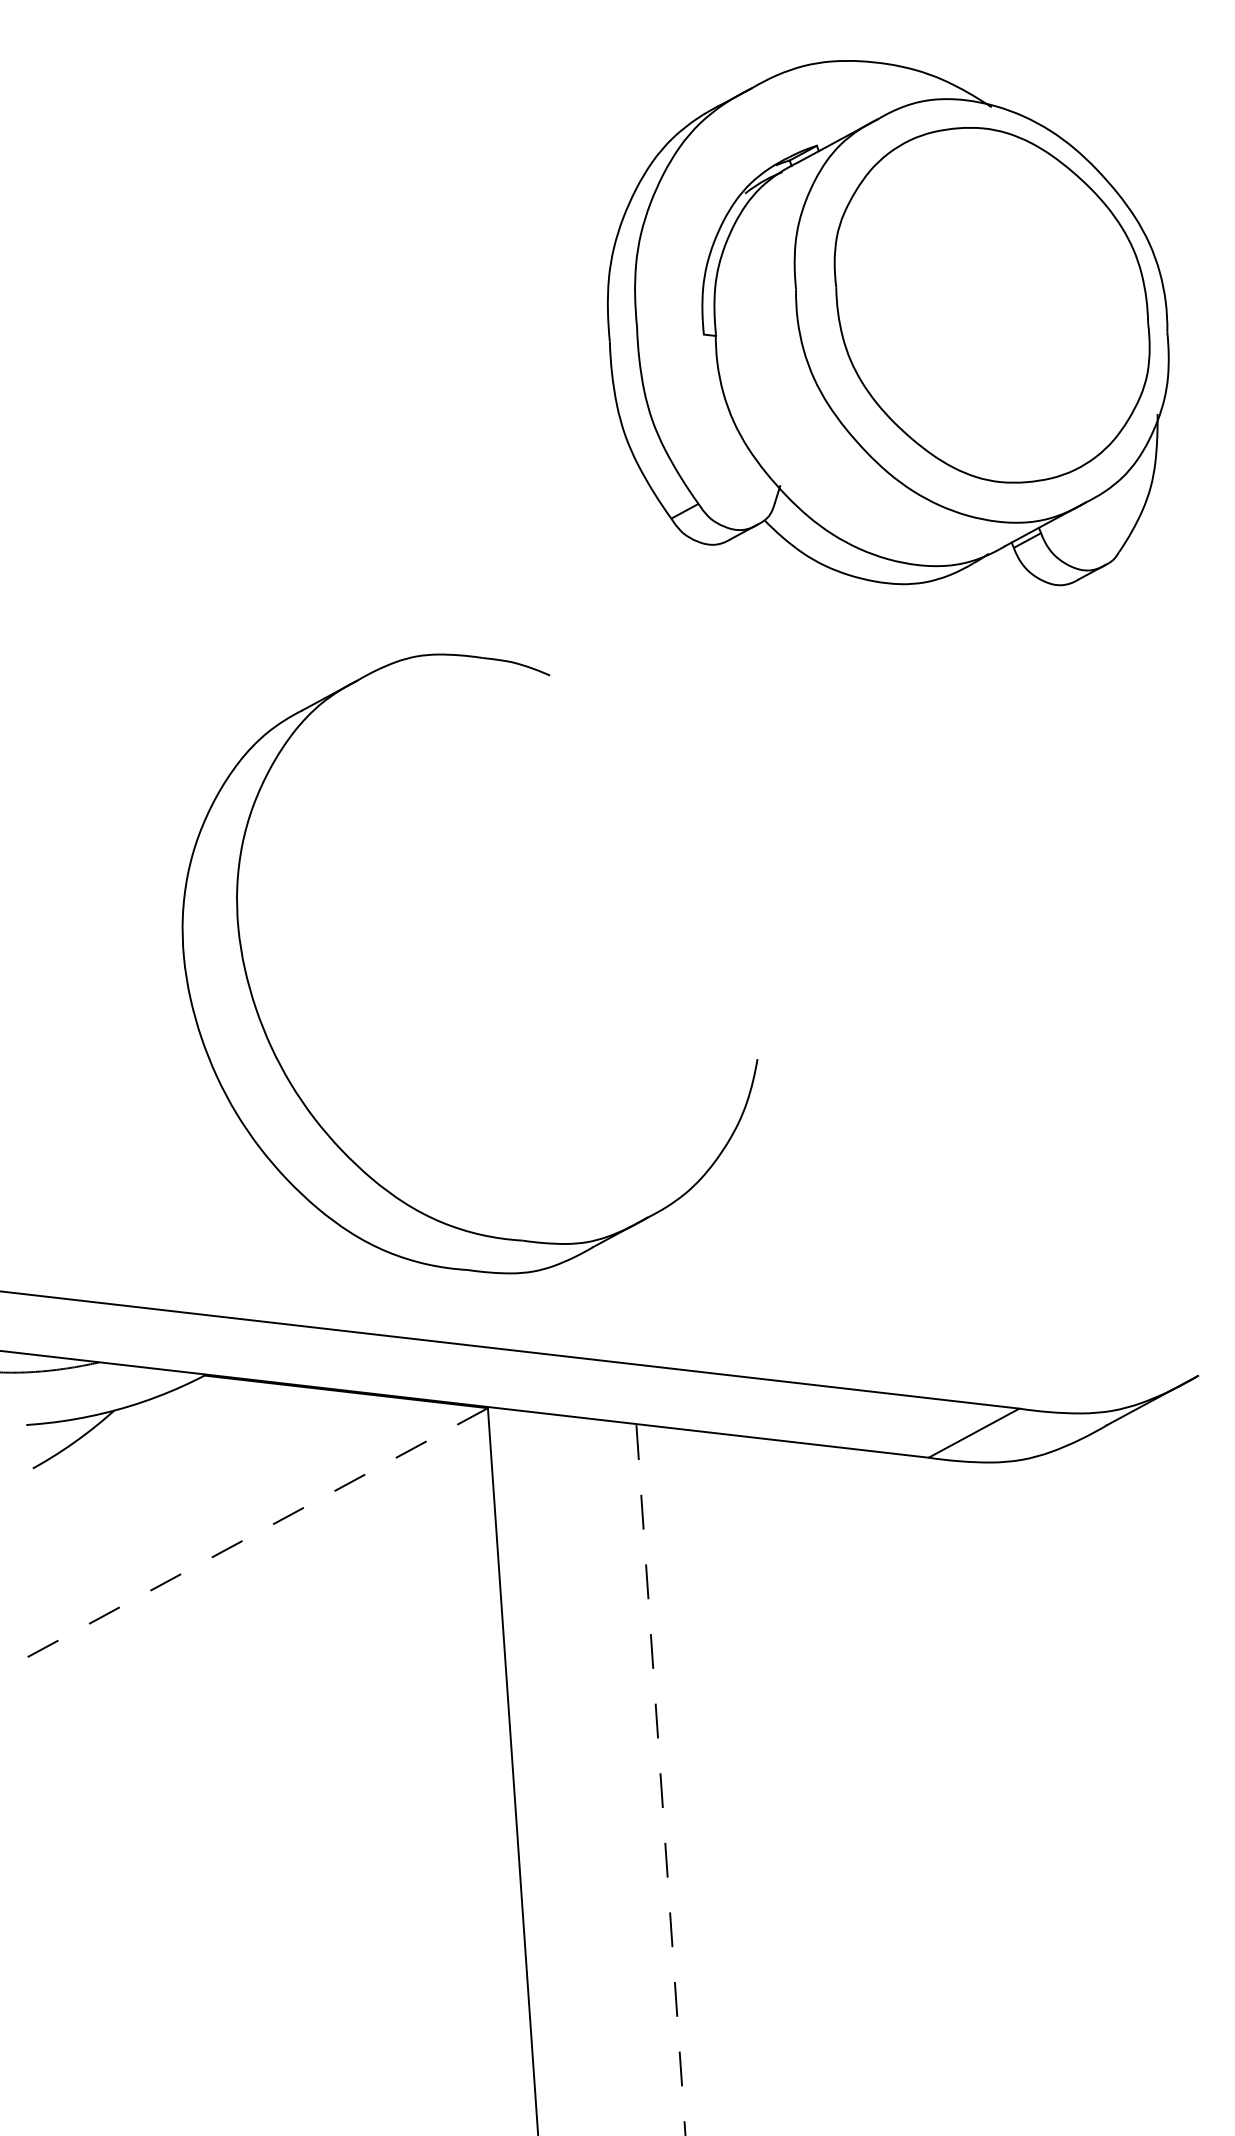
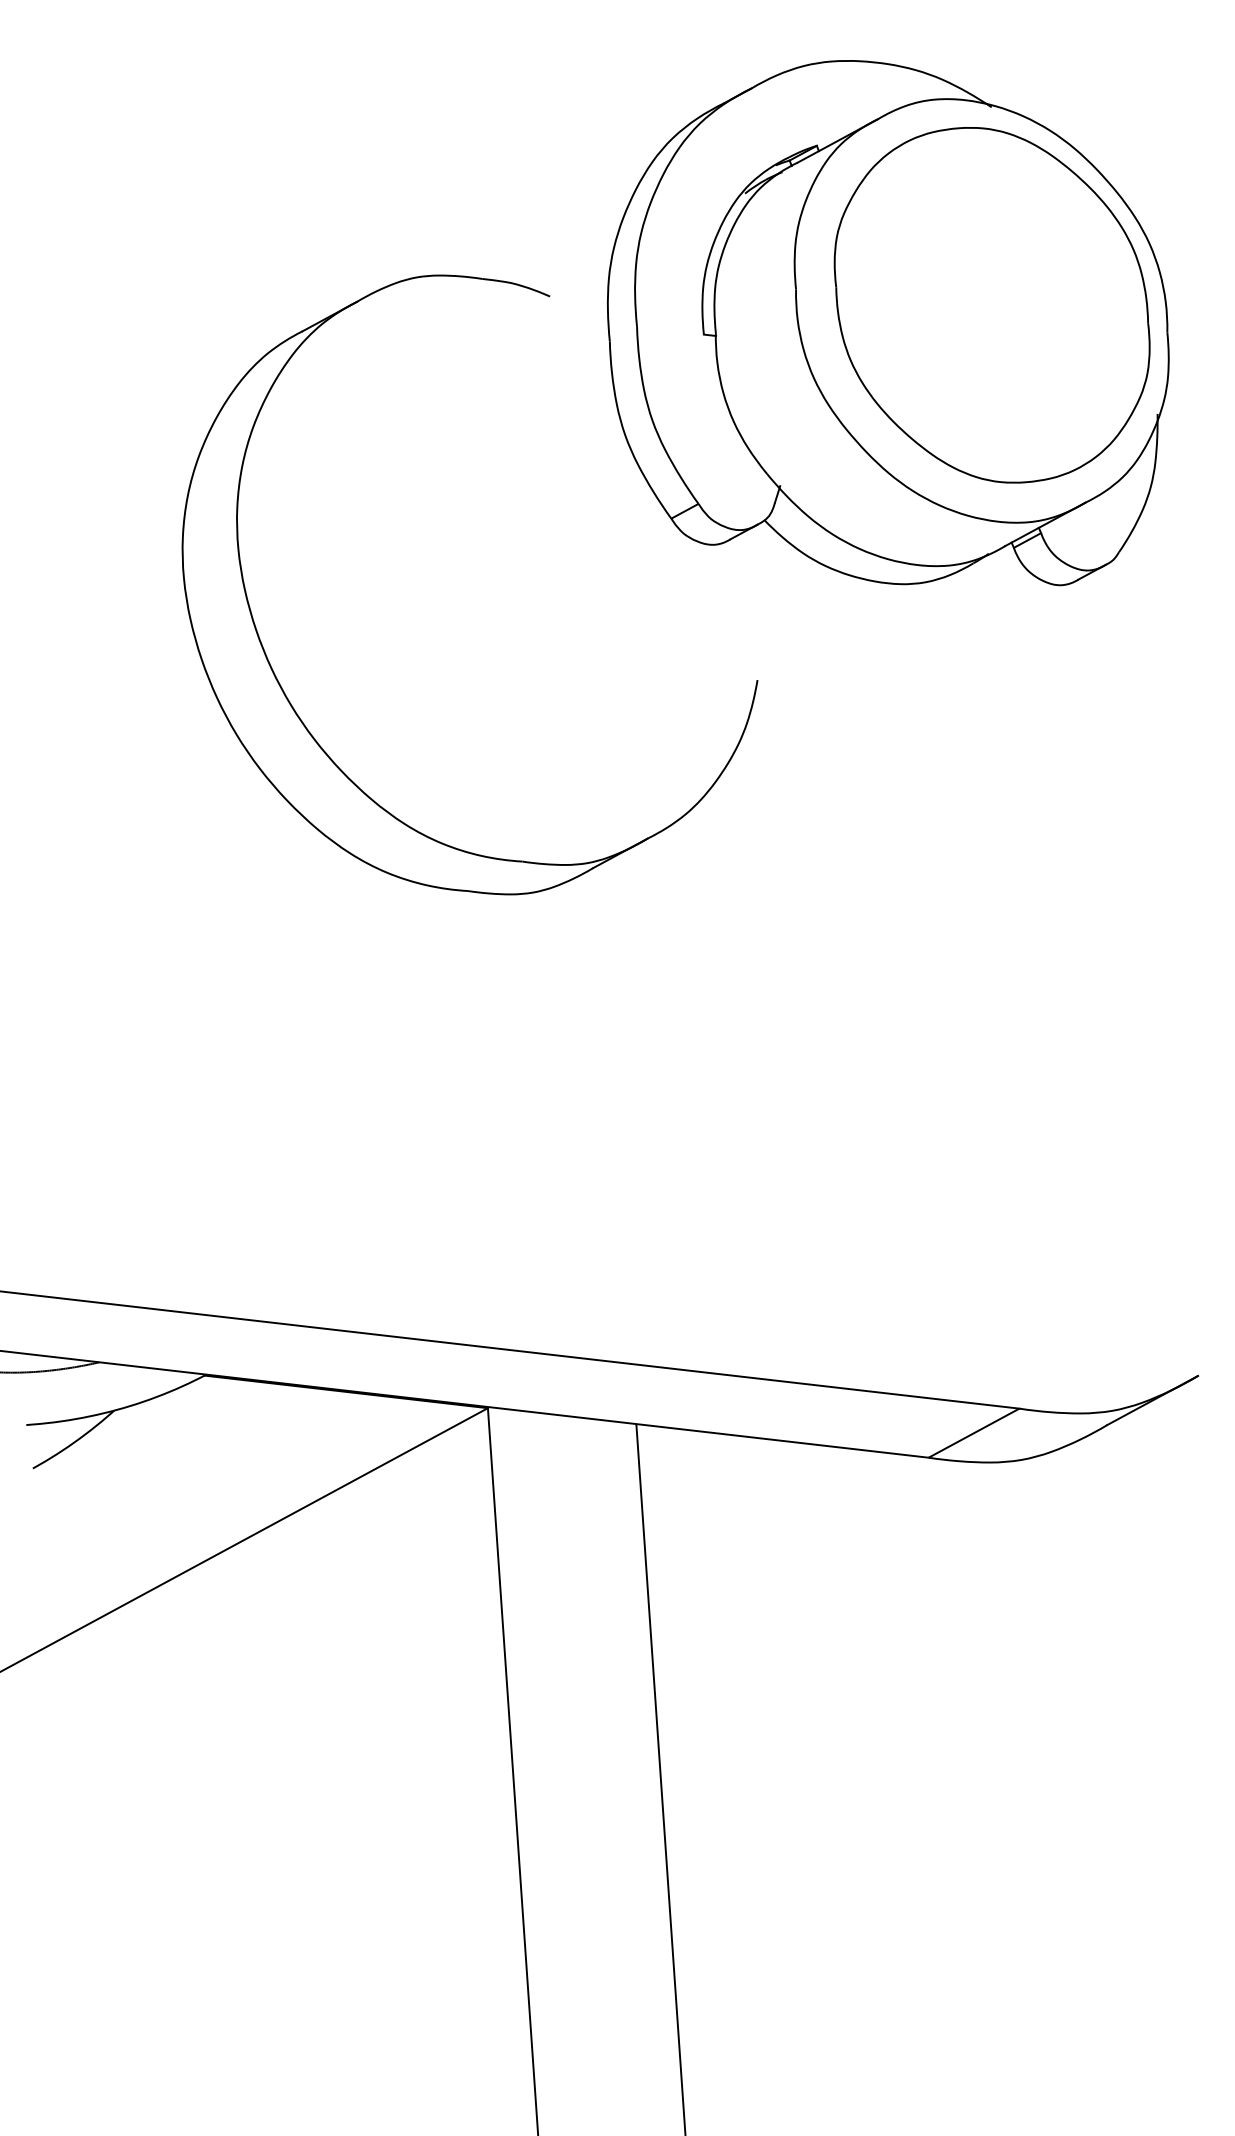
part position: (281, 1064) -> (281, 685) (281, 685)
line: dashed -> solid (243, 1540)
line: dashed -> solid (660, 1780)
